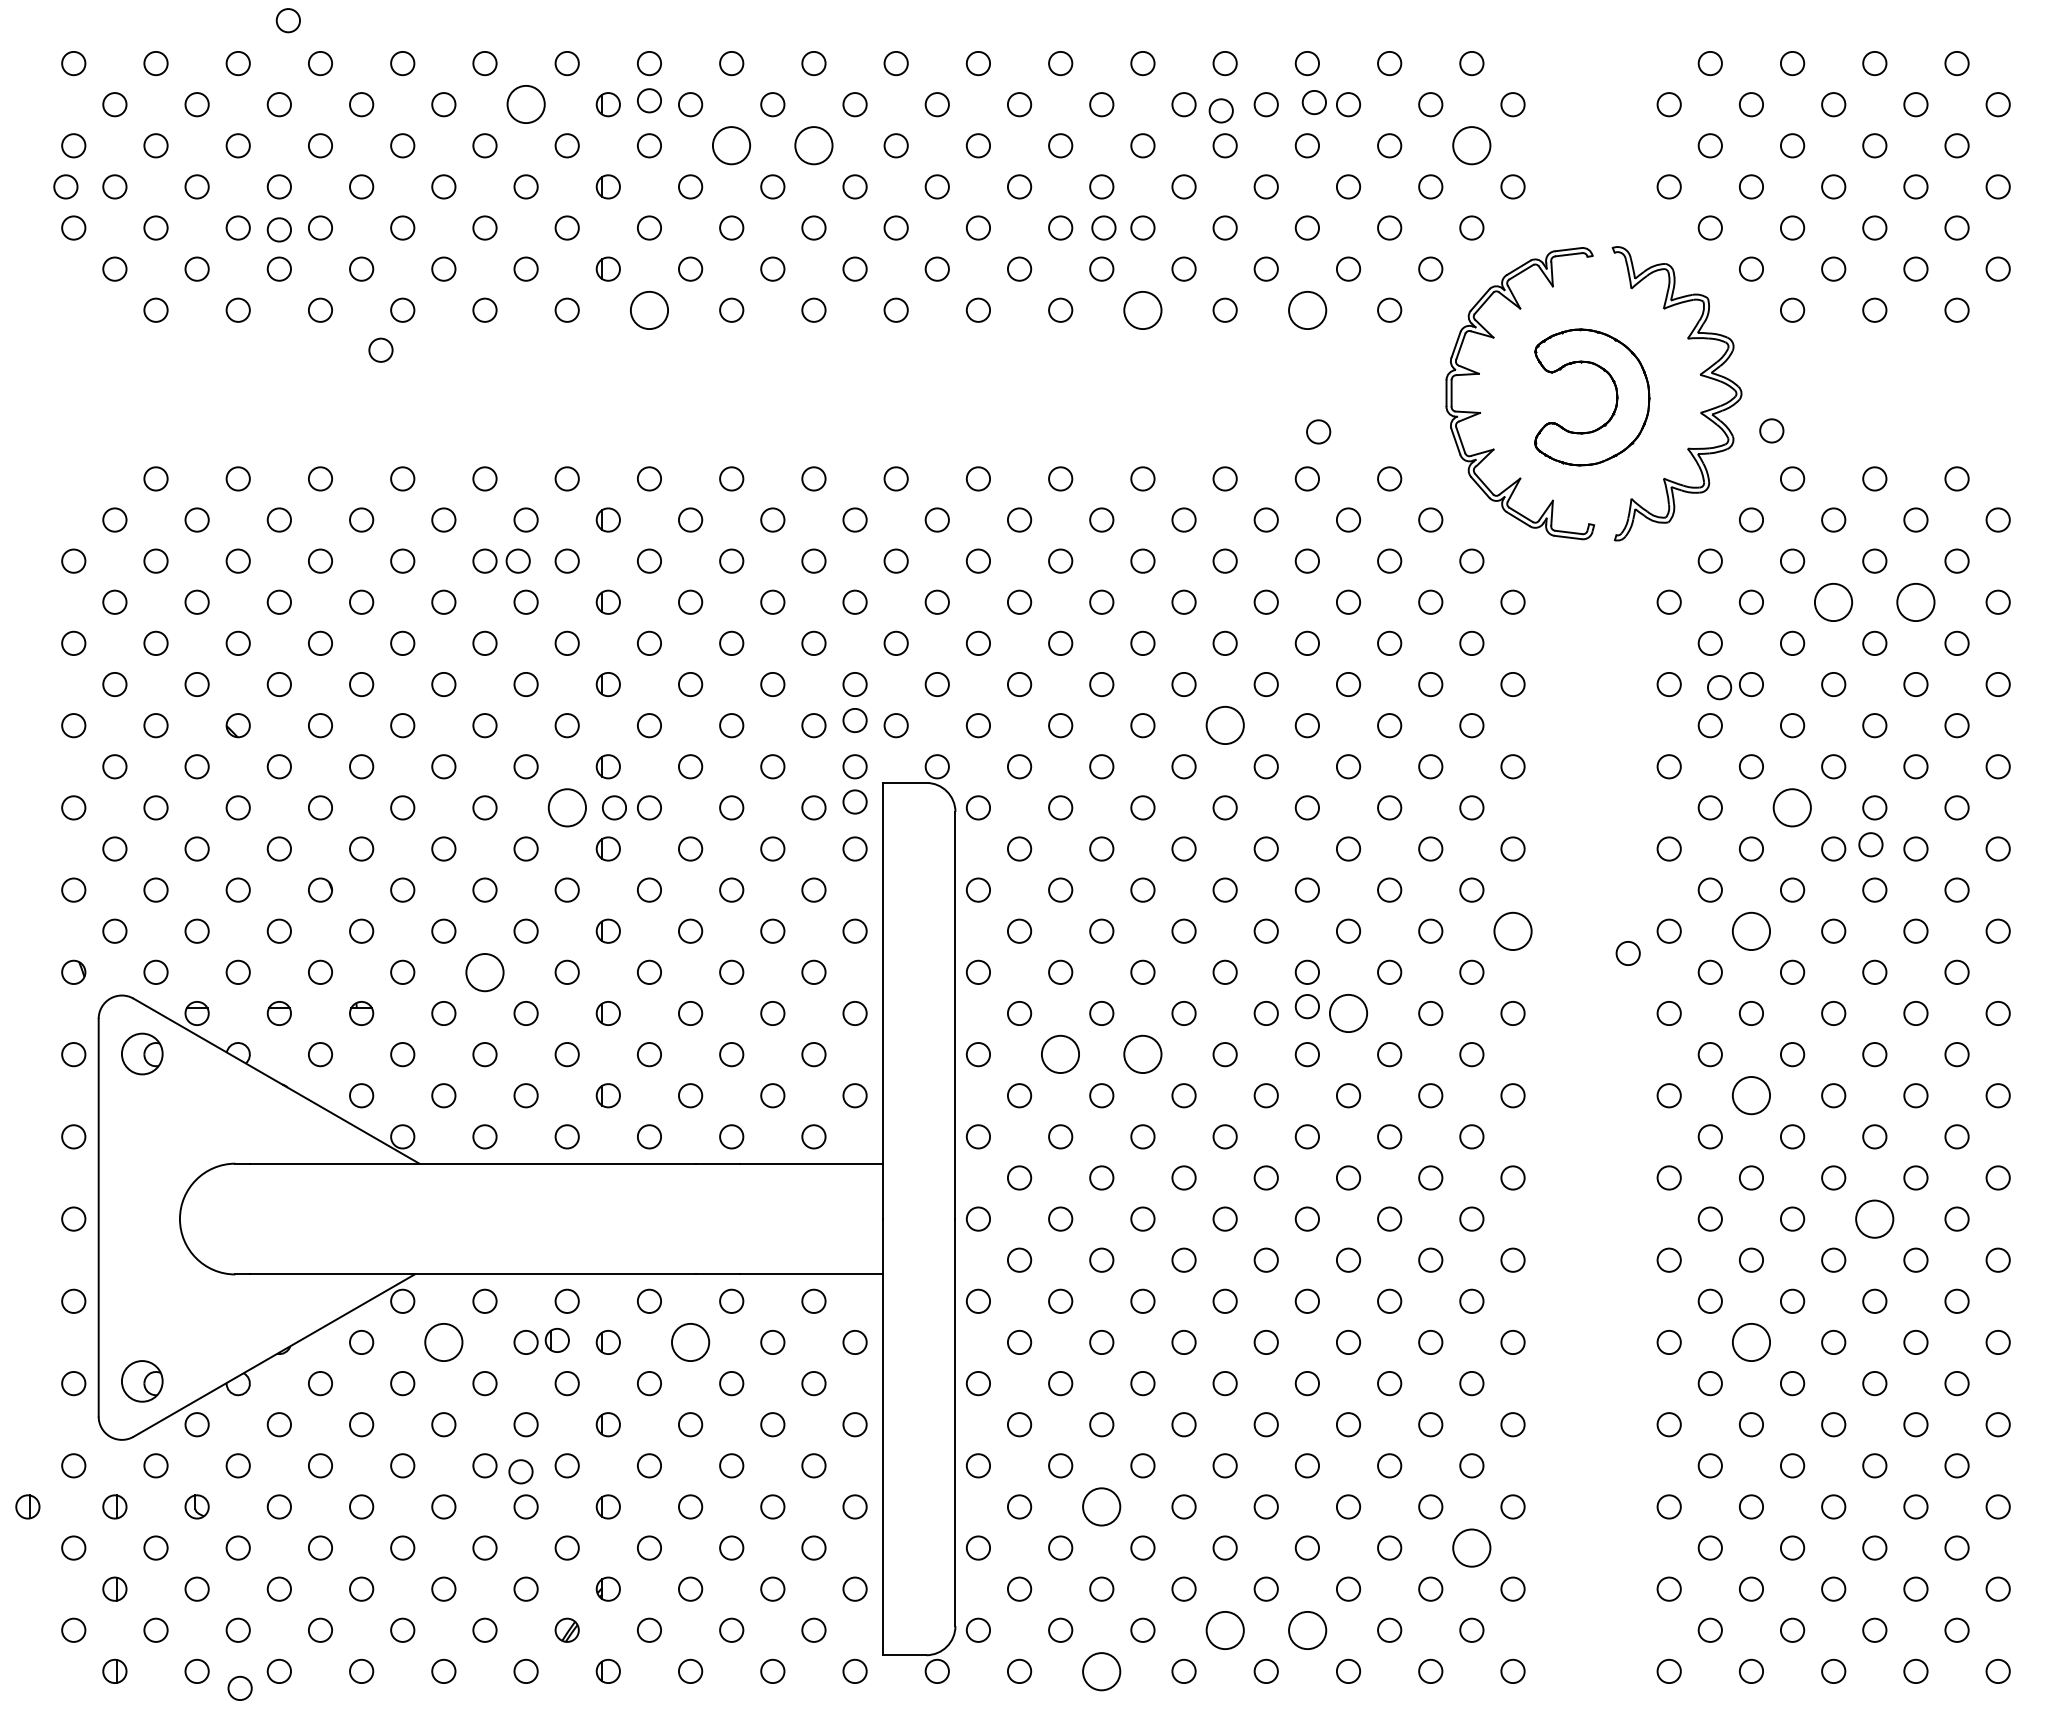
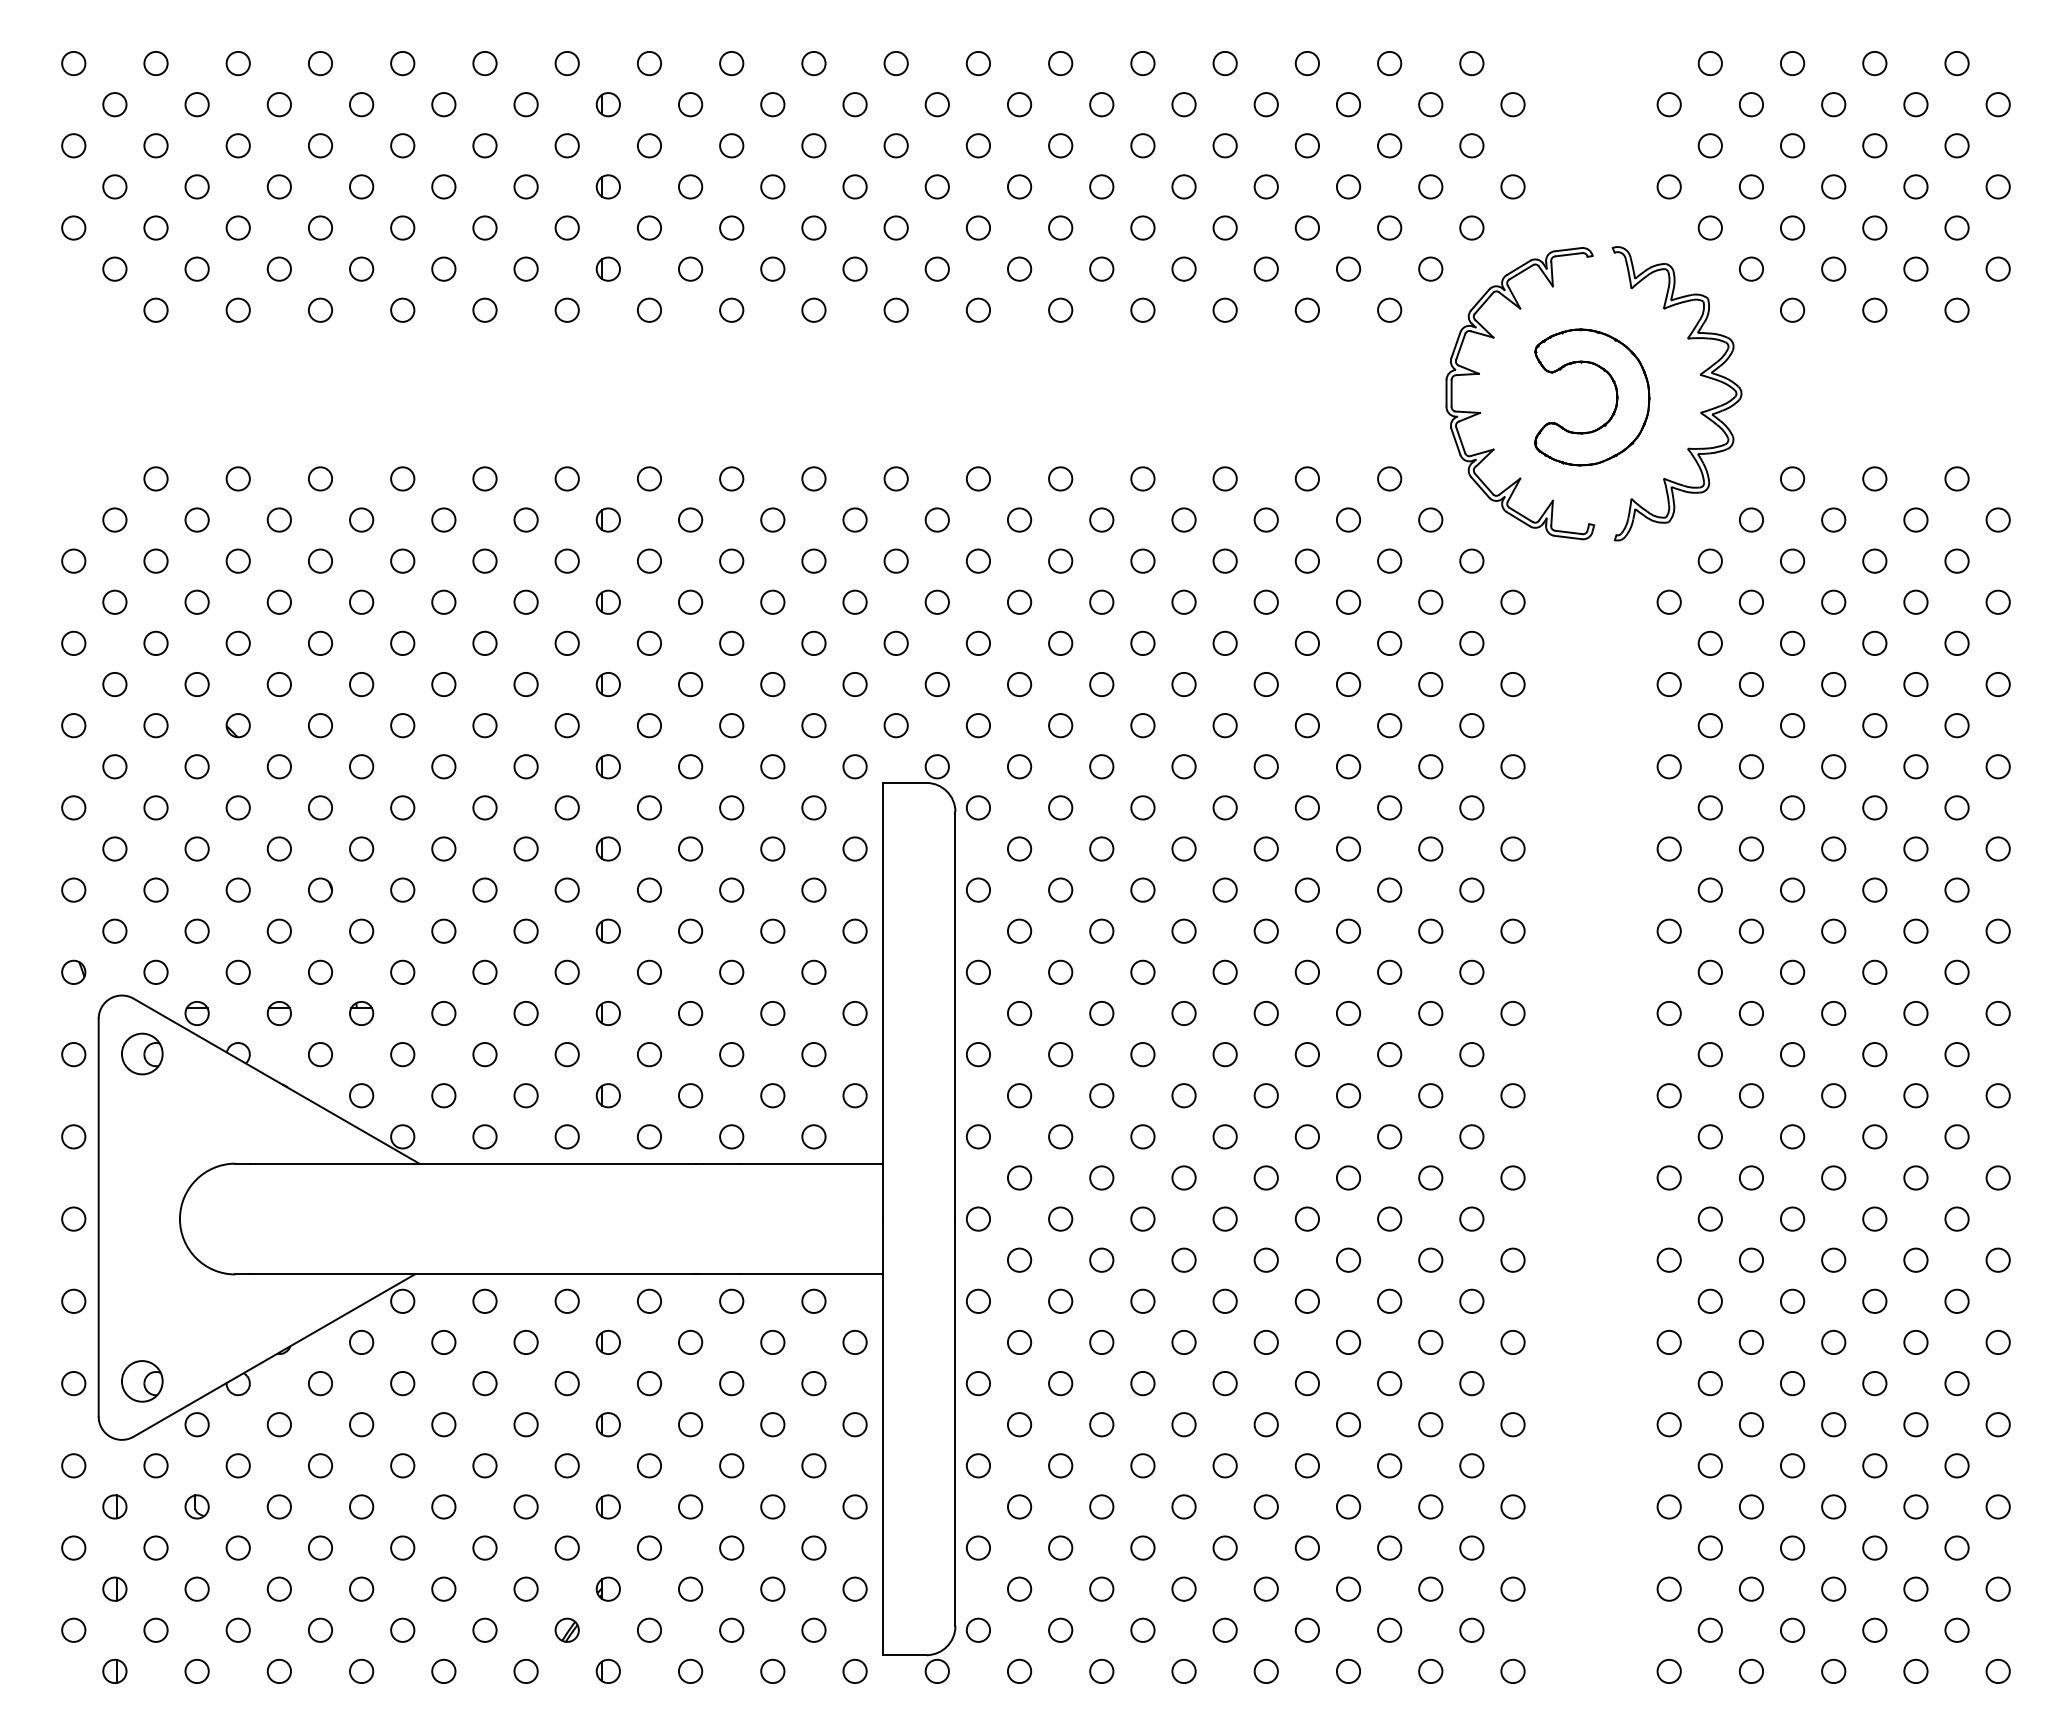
circle: present -> none (287, 20)
circle: present -> none (649, 100)
circle: present -> none (1313, 102)
circle size: 40x39 px -> 26x26 px (525, 104)
circle: present -> none (1220, 110)
circle size: 39x40 px -> 26x26 px (731, 145)
circle size: 40x40 px -> 26x26 px (813, 145)
circle size: 40x40 px -> 26x26 px (1471, 145)
circle: present -> none (65, 186)
circle: present -> none (1103, 227)
circle: present -> none (278, 229)
circle size: 39x39 px -> 25x26 px (649, 309)
circle size: 40x39 px -> 26x26 px (1142, 309)
circle size: 40x39 px -> 26x26 px (1306, 309)
circle: present -> none (380, 349)
circle: present -> none (1771, 430)
circle: present -> none (1318, 431)
circle: present -> none (517, 560)
circle size: 39x39 px -> 26x26 px (1833, 601)
circle size: 40x39 px -> 26x26 px (1915, 601)
circle: present -> none (1719, 687)
circle: present -> none (854, 720)
circle size: 40x39 px -> 26x26 px (1224, 725)
circle: present -> none (854, 801)
circle size: 40x40 px -> 26x26 px (566, 807)
circle: present -> none (614, 807)
circle size: 40x40 px -> 26x26 px (1792, 807)
circle: present -> none (1870, 844)
circle size: 40x40 px -> 26x26 px (1512, 930)
circle size: 39x40 px -> 25x26 px (1751, 930)
circle: present -> none (1627, 953)
circle size: 40x40 px -> 26x26 px (484, 971)
circle: present -> none (1306, 1006)
circle diameter: 37 px -> 23 px (1348, 1013)
circle size: 39x40 px -> 26x26 px (1060, 1054)
circle size: 40x40 px -> 26x26 px (1142, 1054)
circle size: 39x40 px -> 25x26 px (1751, 1095)
circle size: 40x40 px -> 26x26 px (1874, 1218)
part: present -> none (556, 1340)
circle diameter: 37 px -> 23 px (443, 1342)
circle diameter: 37 px -> 23 px (690, 1342)
circle diameter: 37 px -> 23 px (1751, 1342)
circle: present -> none (520, 1471)
part: present -> none (27, 1506)
circle size: 40x40 px -> 26x26 px (1101, 1506)
circle size: 40x40 px -> 26x26 px (1471, 1547)
circle size: 40x39 px -> 26x26 px (1224, 1629)
circle size: 40x39 px -> 26x26 px (1306, 1629)
circle size: 40x40 px -> 26x26 px (1101, 1670)
circle: present -> none (239, 1687)
